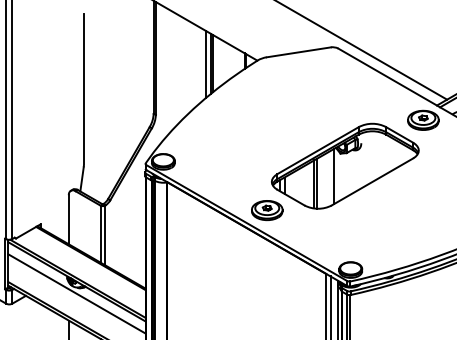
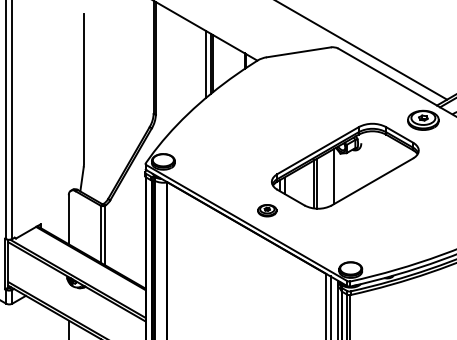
part size: 33x22 px -> 21x14 px (267, 210)
line: present -> none (76, 293)
